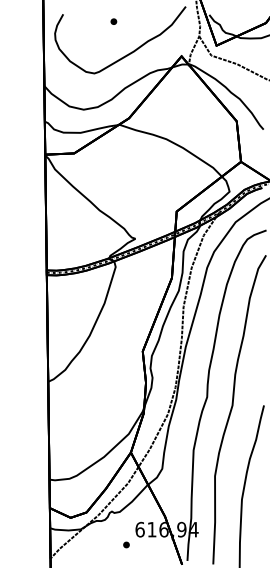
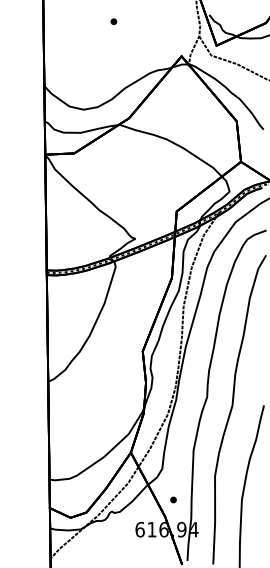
curve: present -> none (126, 54)
part position: (126, 544) -> (173, 499) (173, 499)
